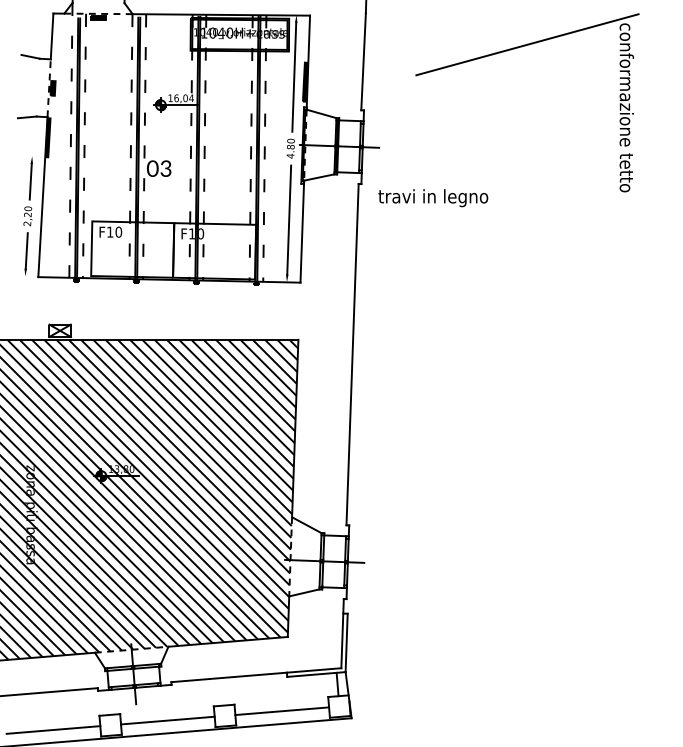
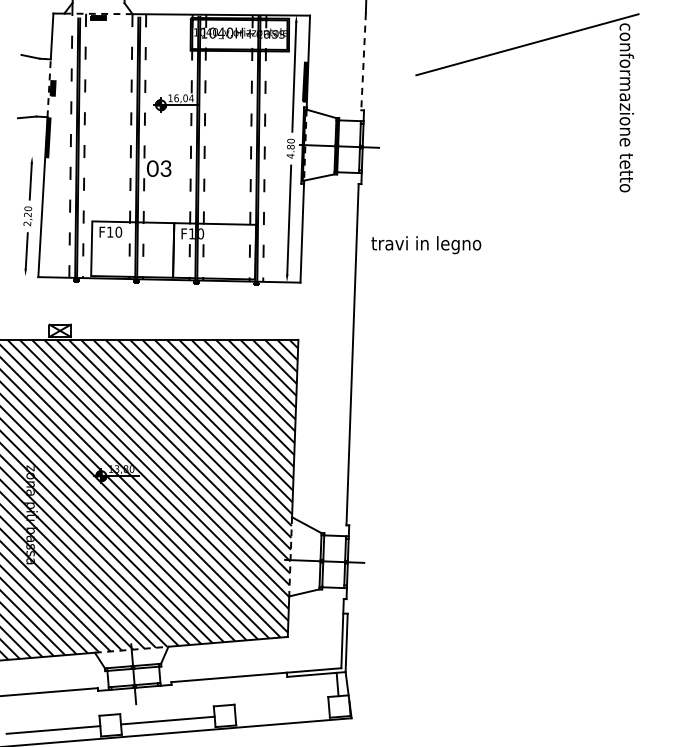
line: solid -> dashed (363, 61)
text position: (433, 198) -> (426, 245) (426, 245)
line: present -> none (282, 711)
